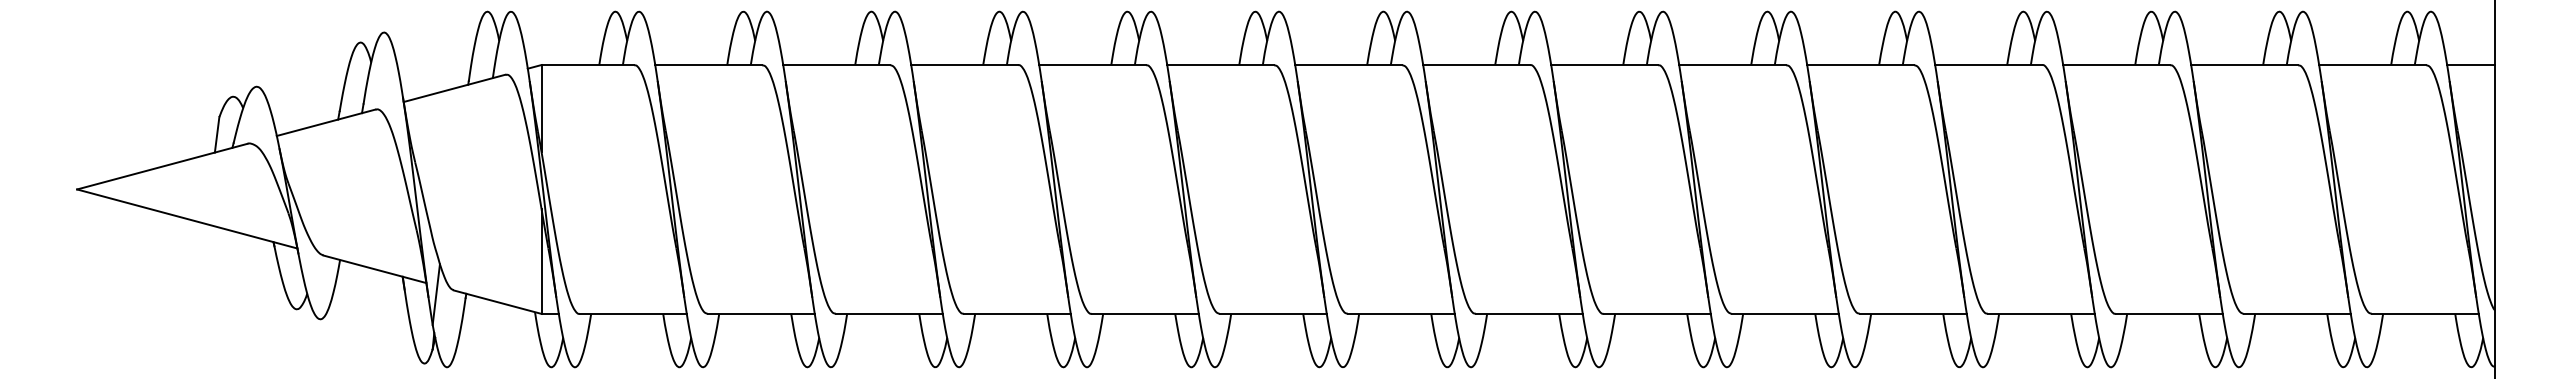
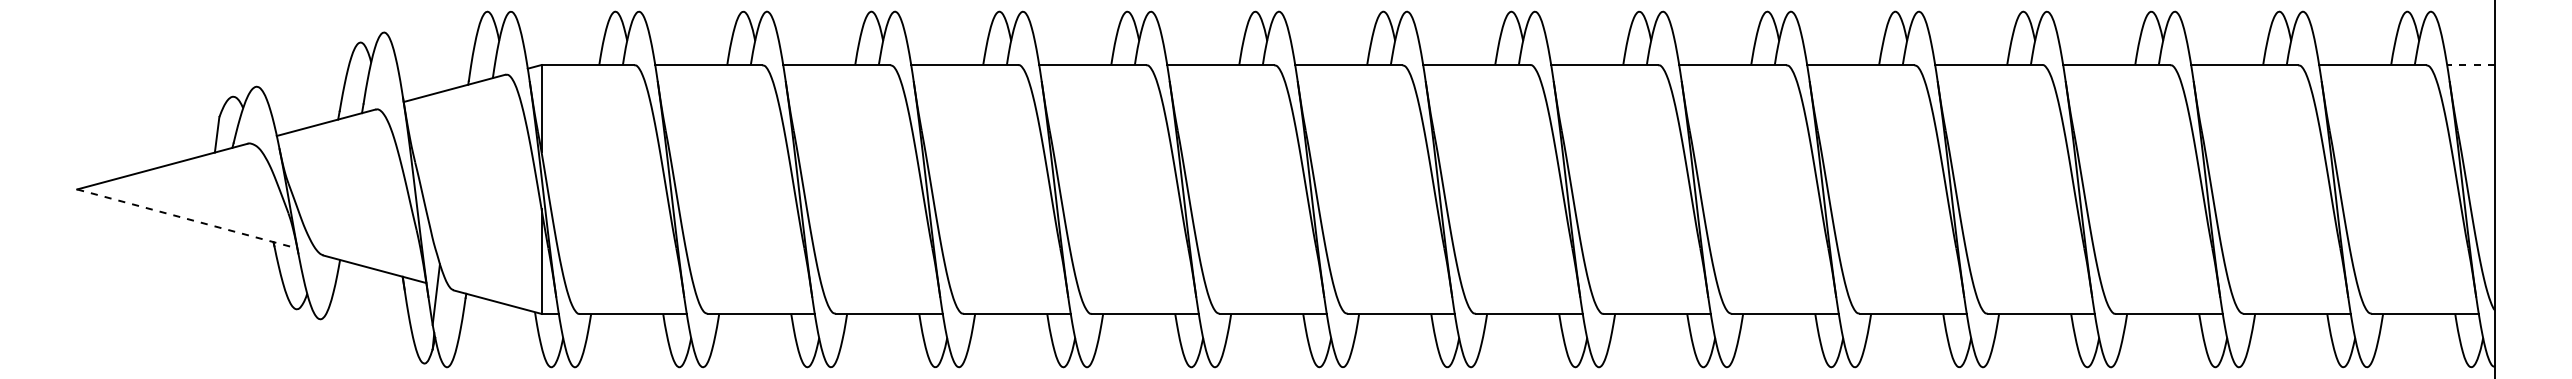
line: solid -> dashed (2471, 65)
line: solid -> dashed (187, 218)
